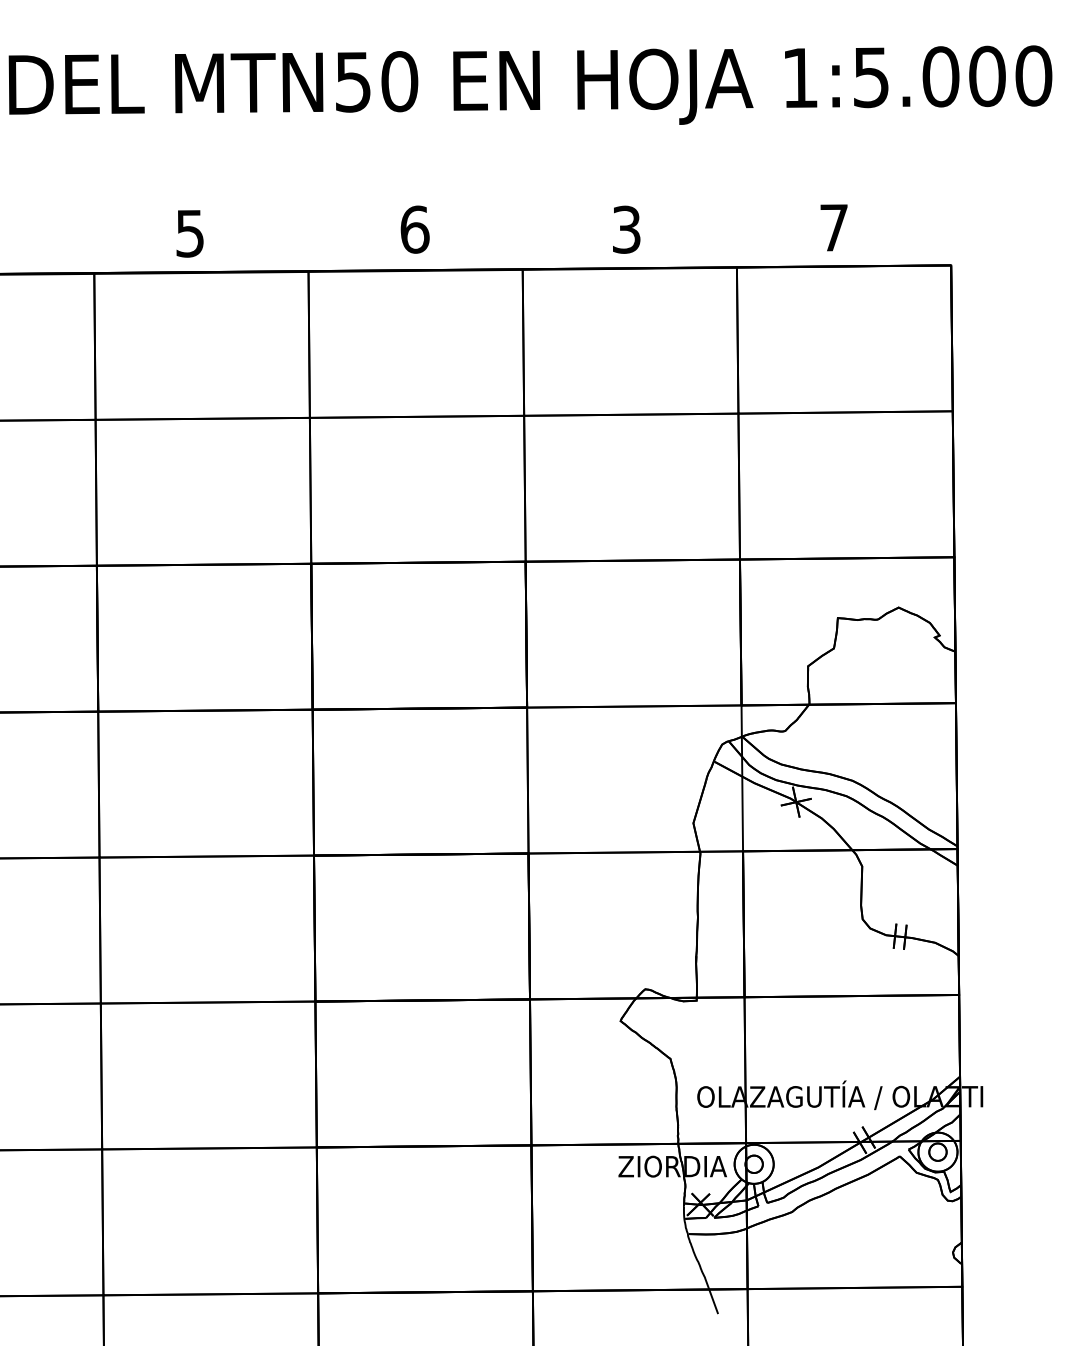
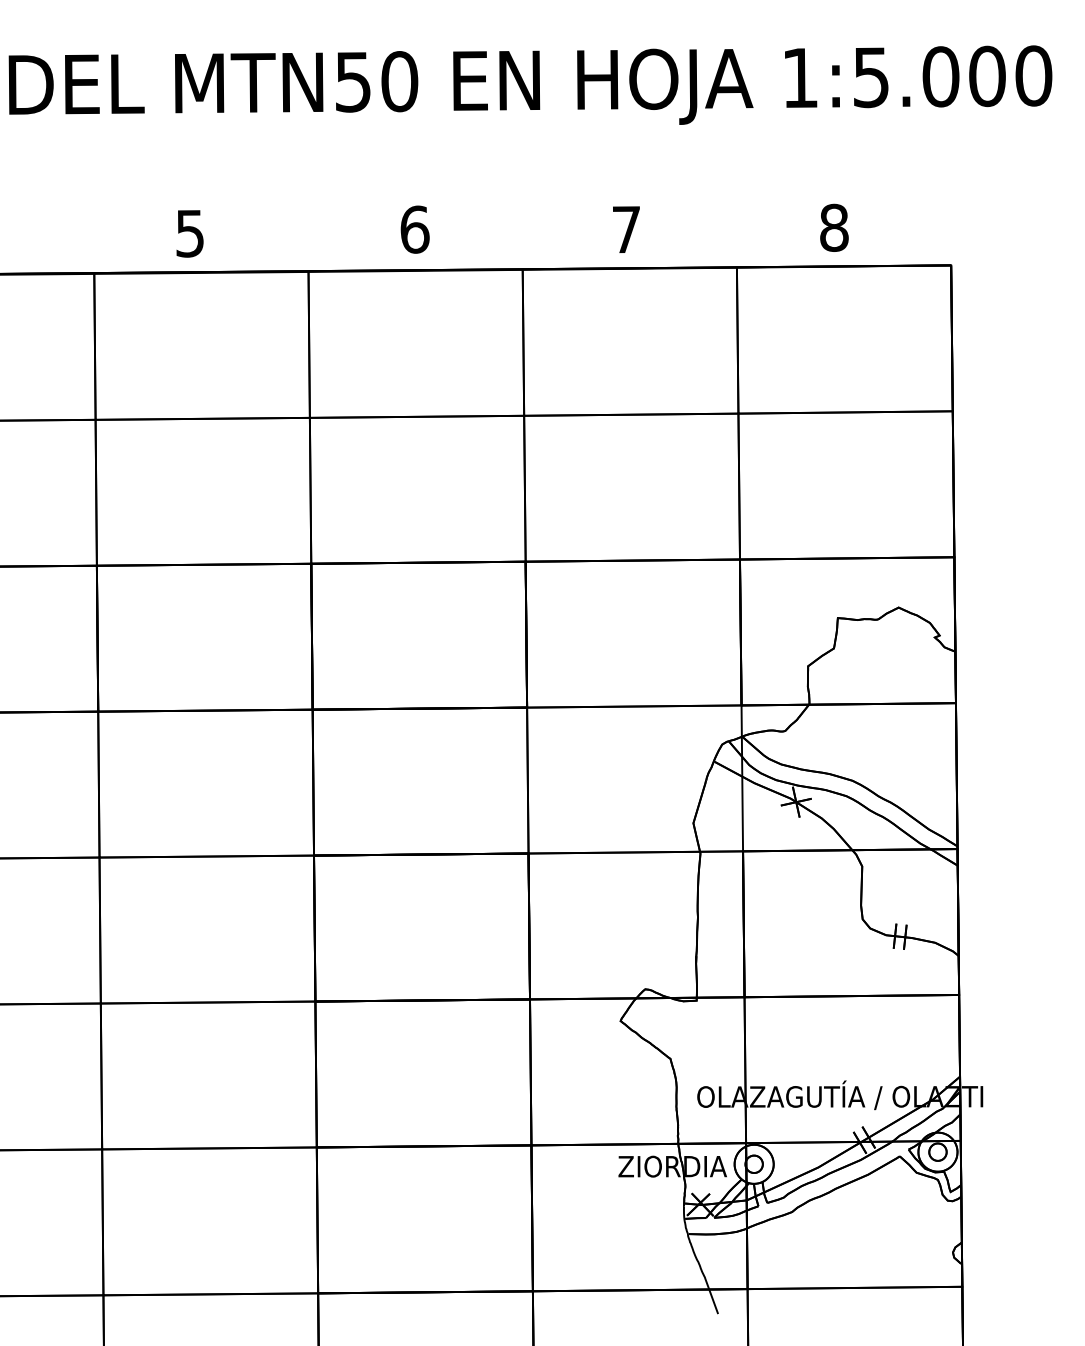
text: 7 -> 8 (834, 227)
text: 3 -> 7 (626, 229)
